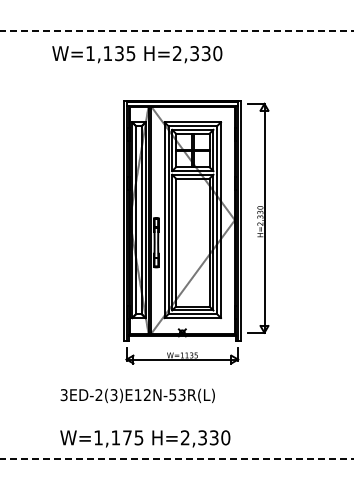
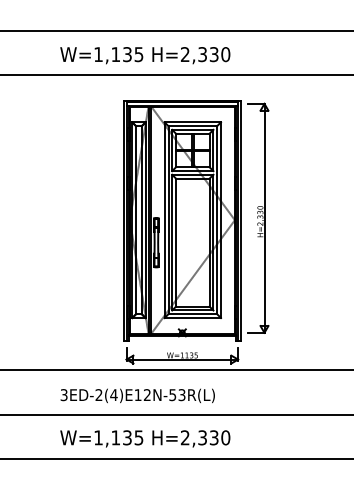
line: dashed -> solid (177, 31)
text position: (137, 54) -> (145, 55) (145, 55)
line: none -> present (176, 75)
line: none -> present (176, 370)
text: 3ED-2(3)E12N-53R(L) -> 3ED-2(4)E12N-53R(L) (113, 395)
line: none -> present (176, 414)
text: W=1,175 -> W=1,135 (127, 437)
line: dashed -> solid (177, 458)
